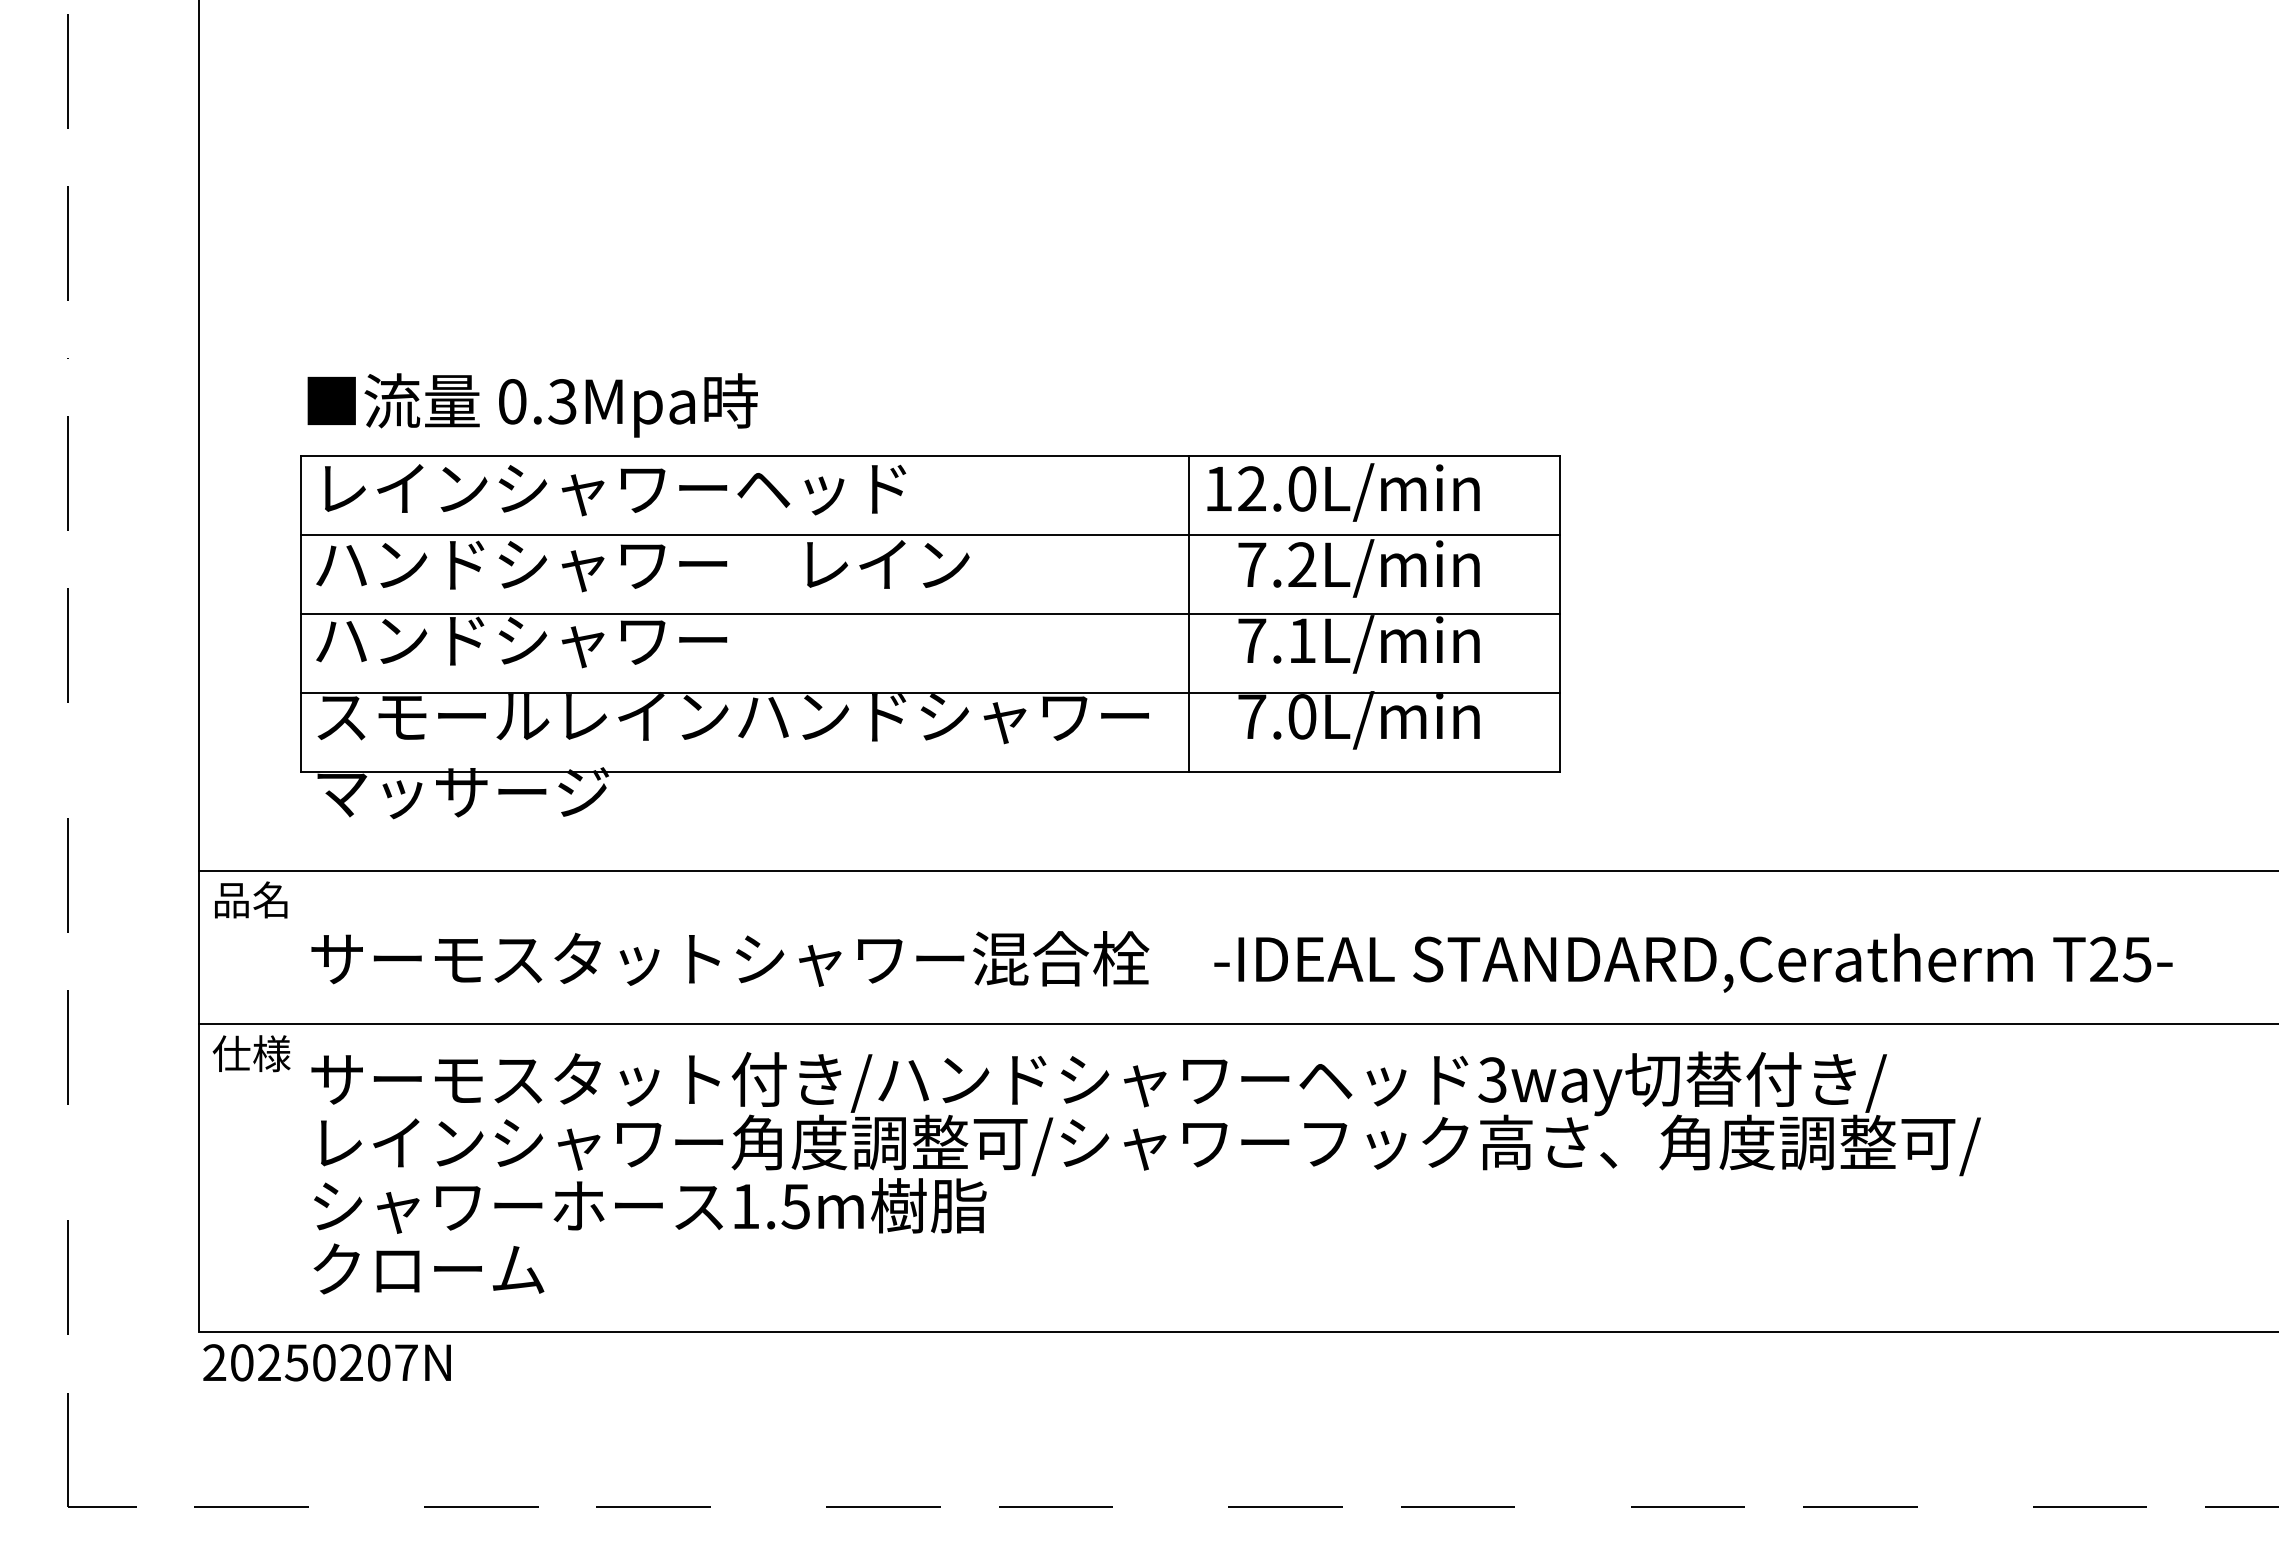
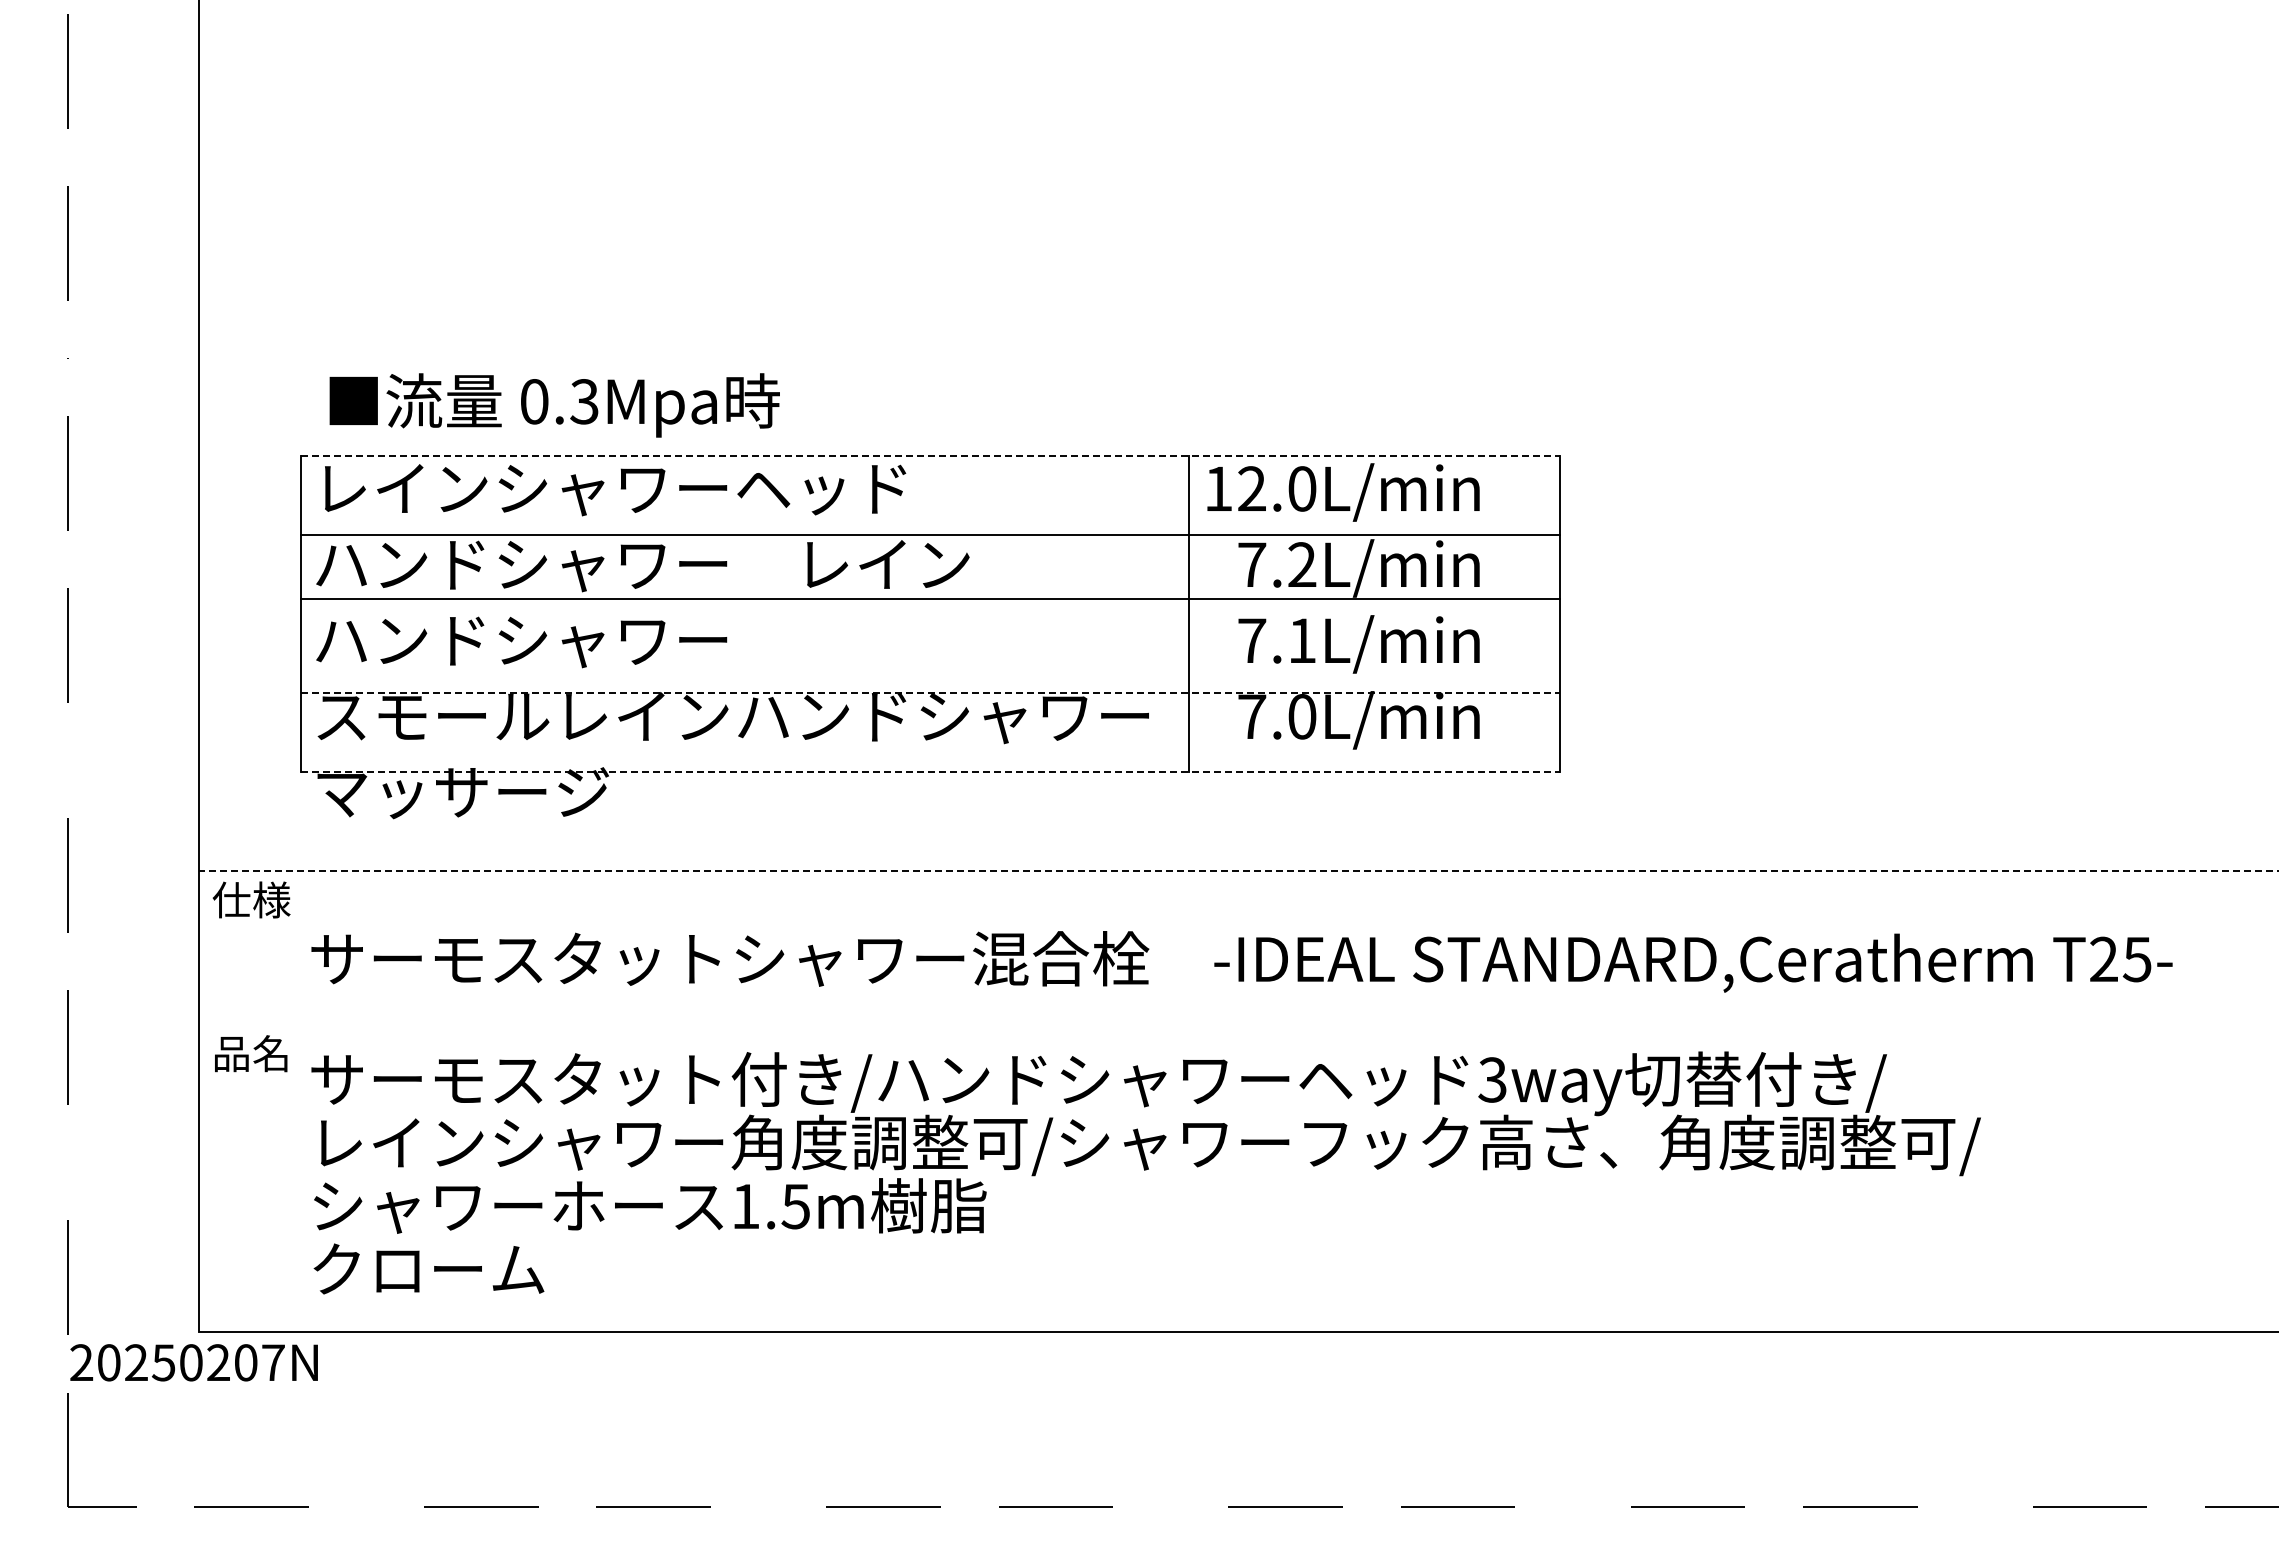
text position: (532, 405) -> (554, 405) (554, 405)
line: solid -> dashed (930, 455)
line position: (929, 613) -> (929, 598) (929, 598)
line: solid -> dashed (930, 692)
line: solid -> dashed (930, 771)
line: solid -> dashed (1238, 870)
text: 品名 -> 仕様 (251, 899)
line: present -> none (1236, 1024)
text: 仕様 -> 品名 (251, 1053)
text position: (326, 1362) -> (193, 1362) (193, 1362)
